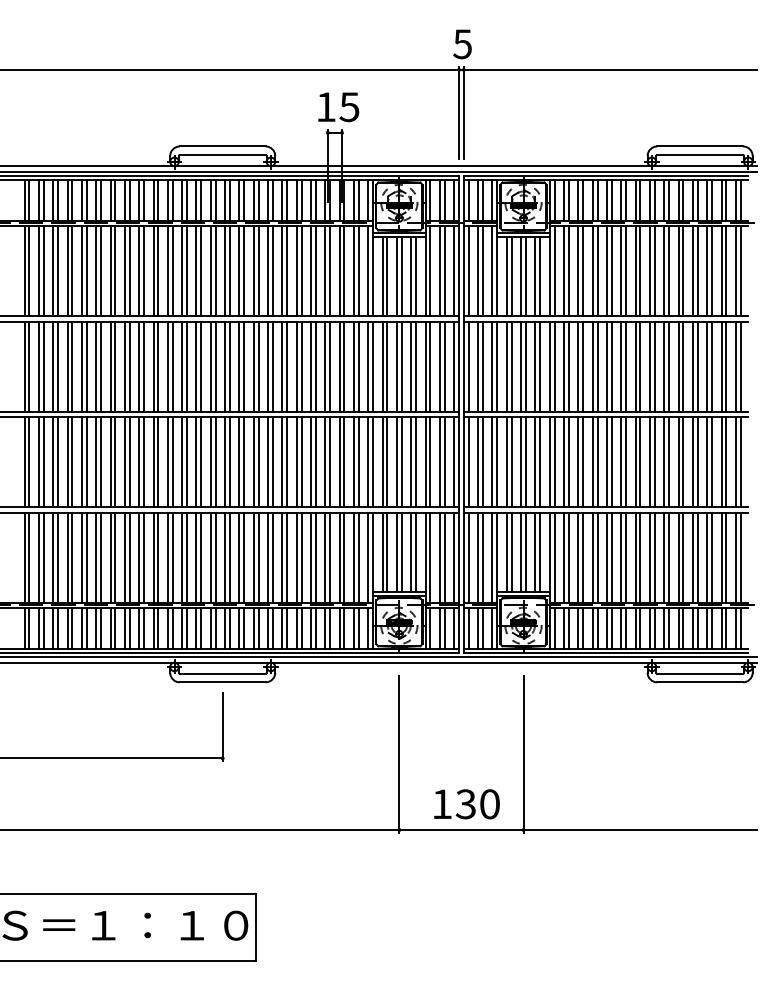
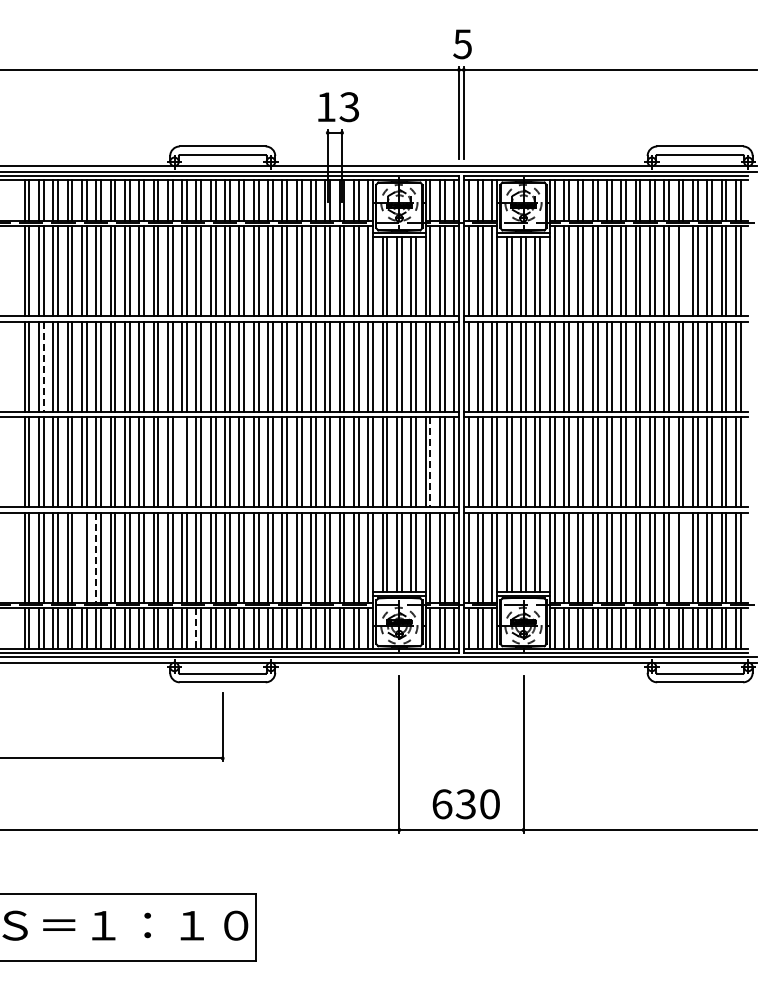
text: 15 -> 13 (349, 106)
line: present -> none (683, 271)
line: solid -> dashed (43, 366)
line: present -> none (182, 462)
line: solid -> dashed (430, 462)
line: present -> none (81, 557)
line: solid -> dashed (96, 557)
line: present -> none (683, 557)
line: solid -> dashed (196, 629)
text: 130 -> 630 (442, 804)
